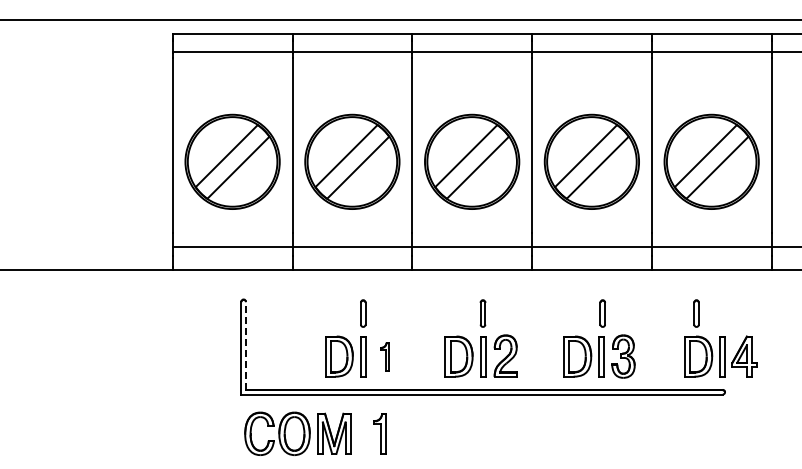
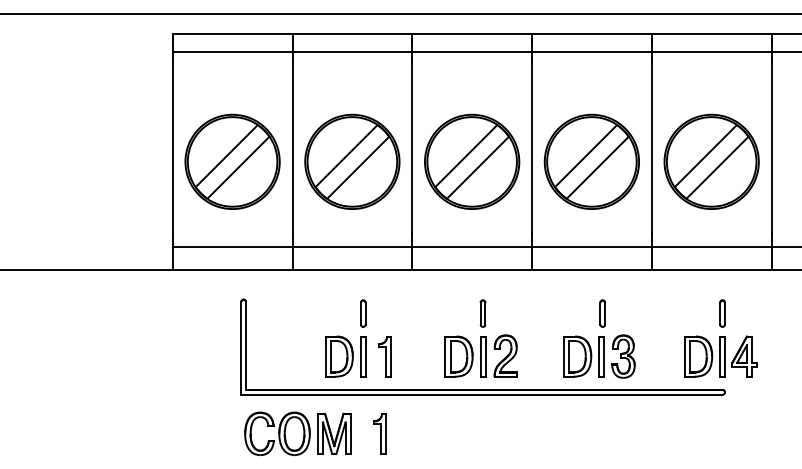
line position: (400, 19) -> (400, 13) (400, 13)
part position: (696, 313) -> (722, 313) (722, 313)
line: dashed -> solid (246, 345)
part size: 10x30 px -> 14x42 px (384, 356)
